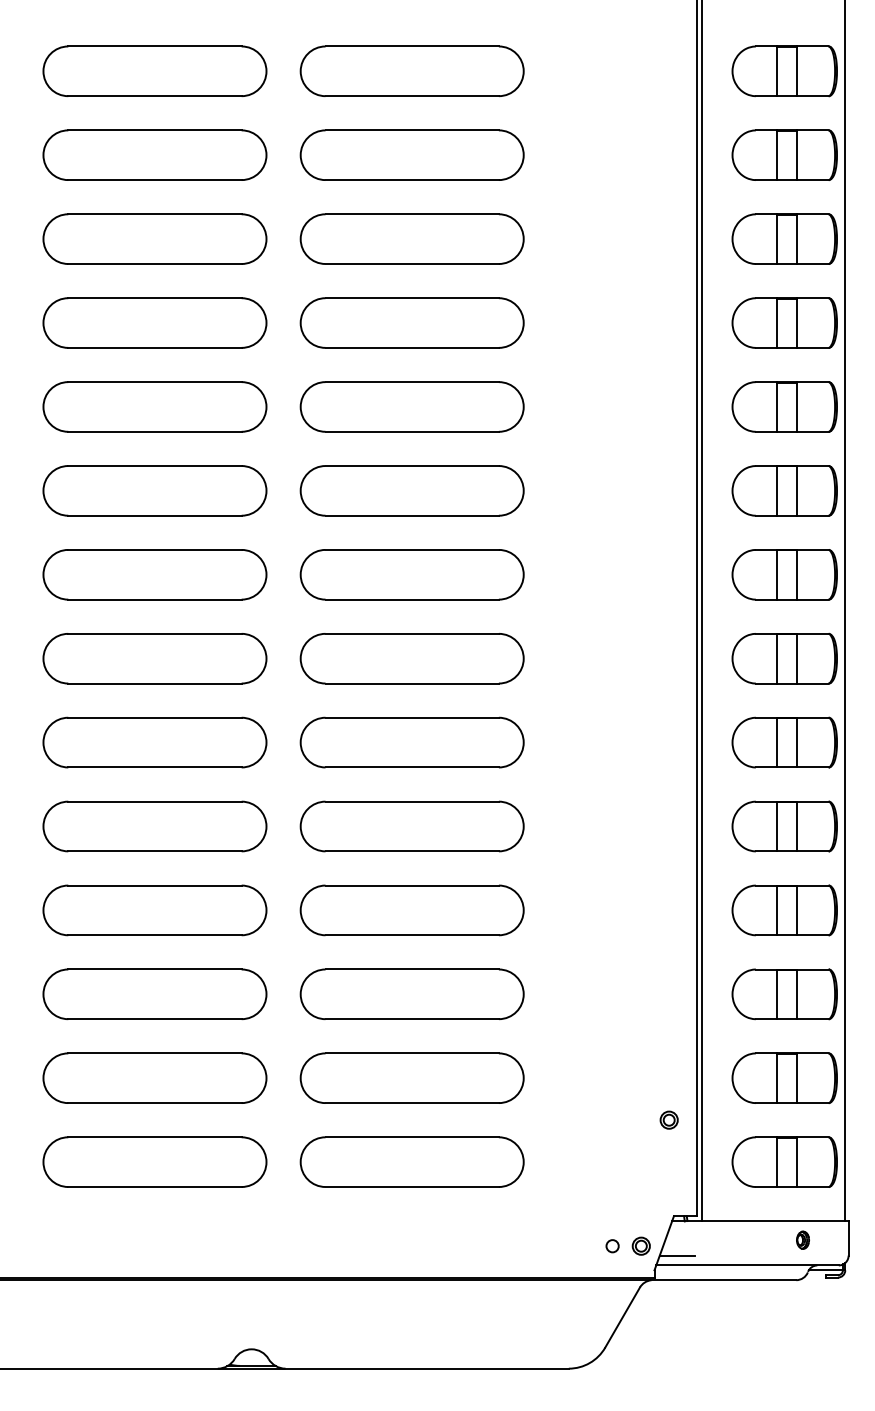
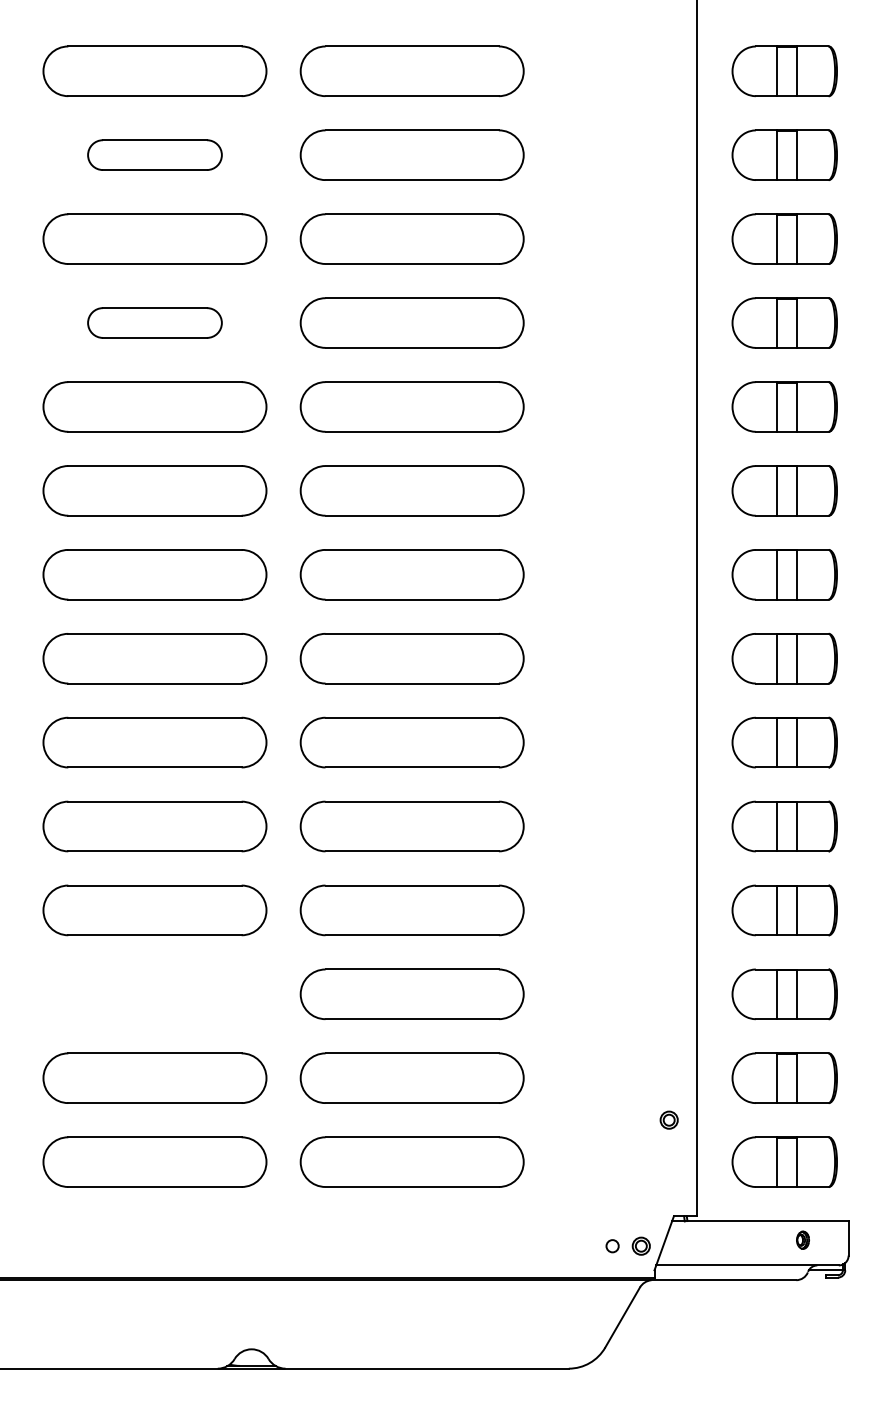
part size: 226x52 px -> 136x32 px (154, 154)
part size: 226x52 px -> 136x32 px (154, 322)
line: present -> none (701, 611)
line: present -> none (845, 611)
part: present -> none (154, 993)
line: present -> none (677, 1255)
